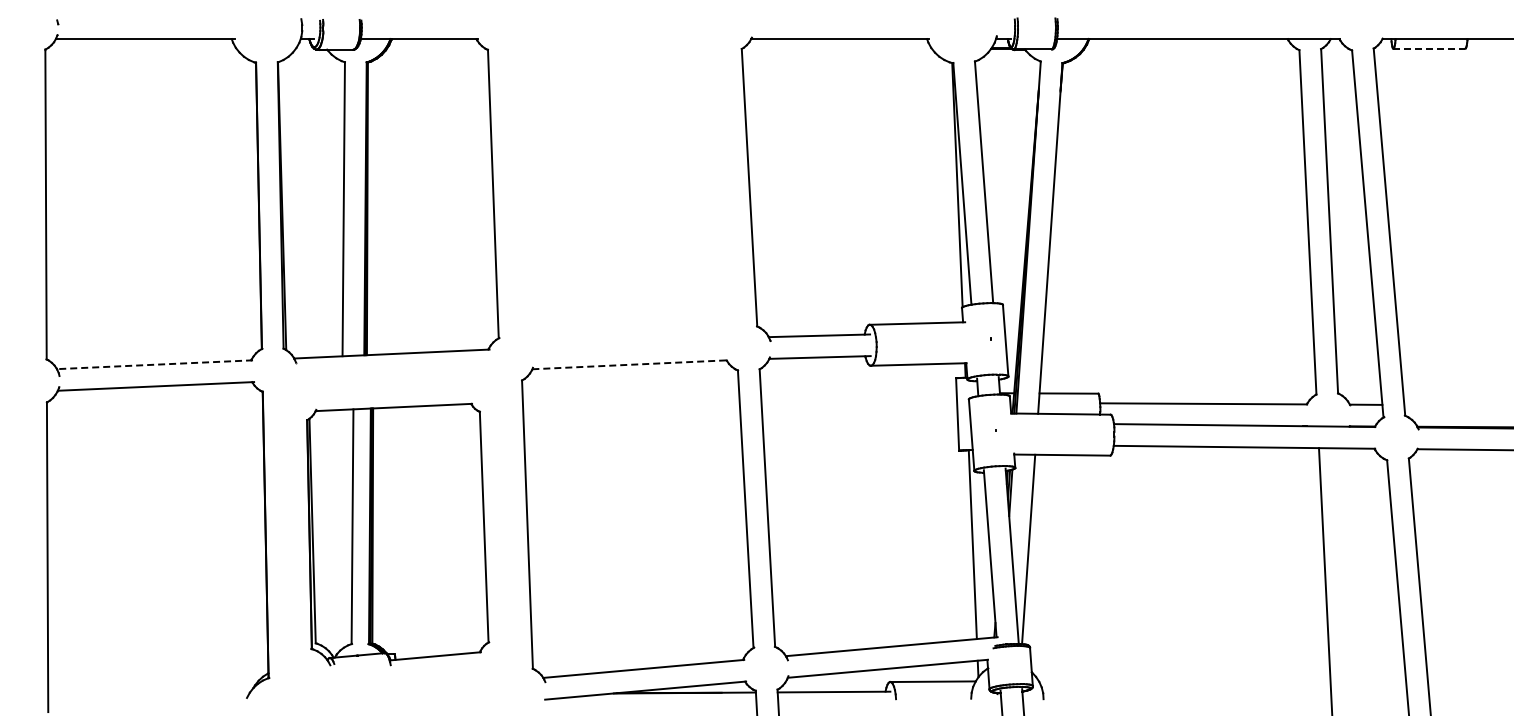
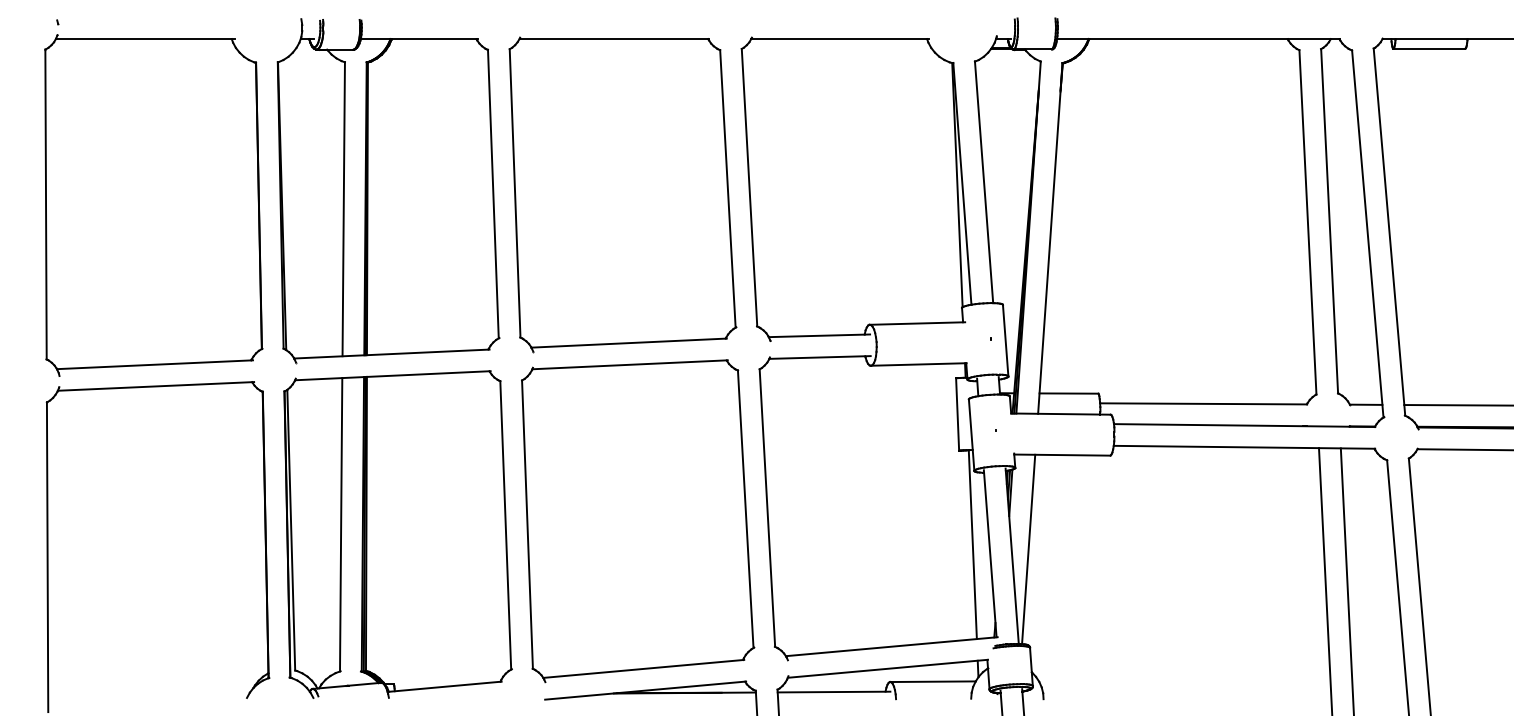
line: dashed -> solid (1429, 48)
part: none -> present (622, 194)
line: dashed -> solid (154, 364)
line: dashed -> solid (630, 364)
line: none -> present (1457, 405)
part size: 185x265 px -> 230x329 px (397, 534)
line: none -> present (1346, 580)
